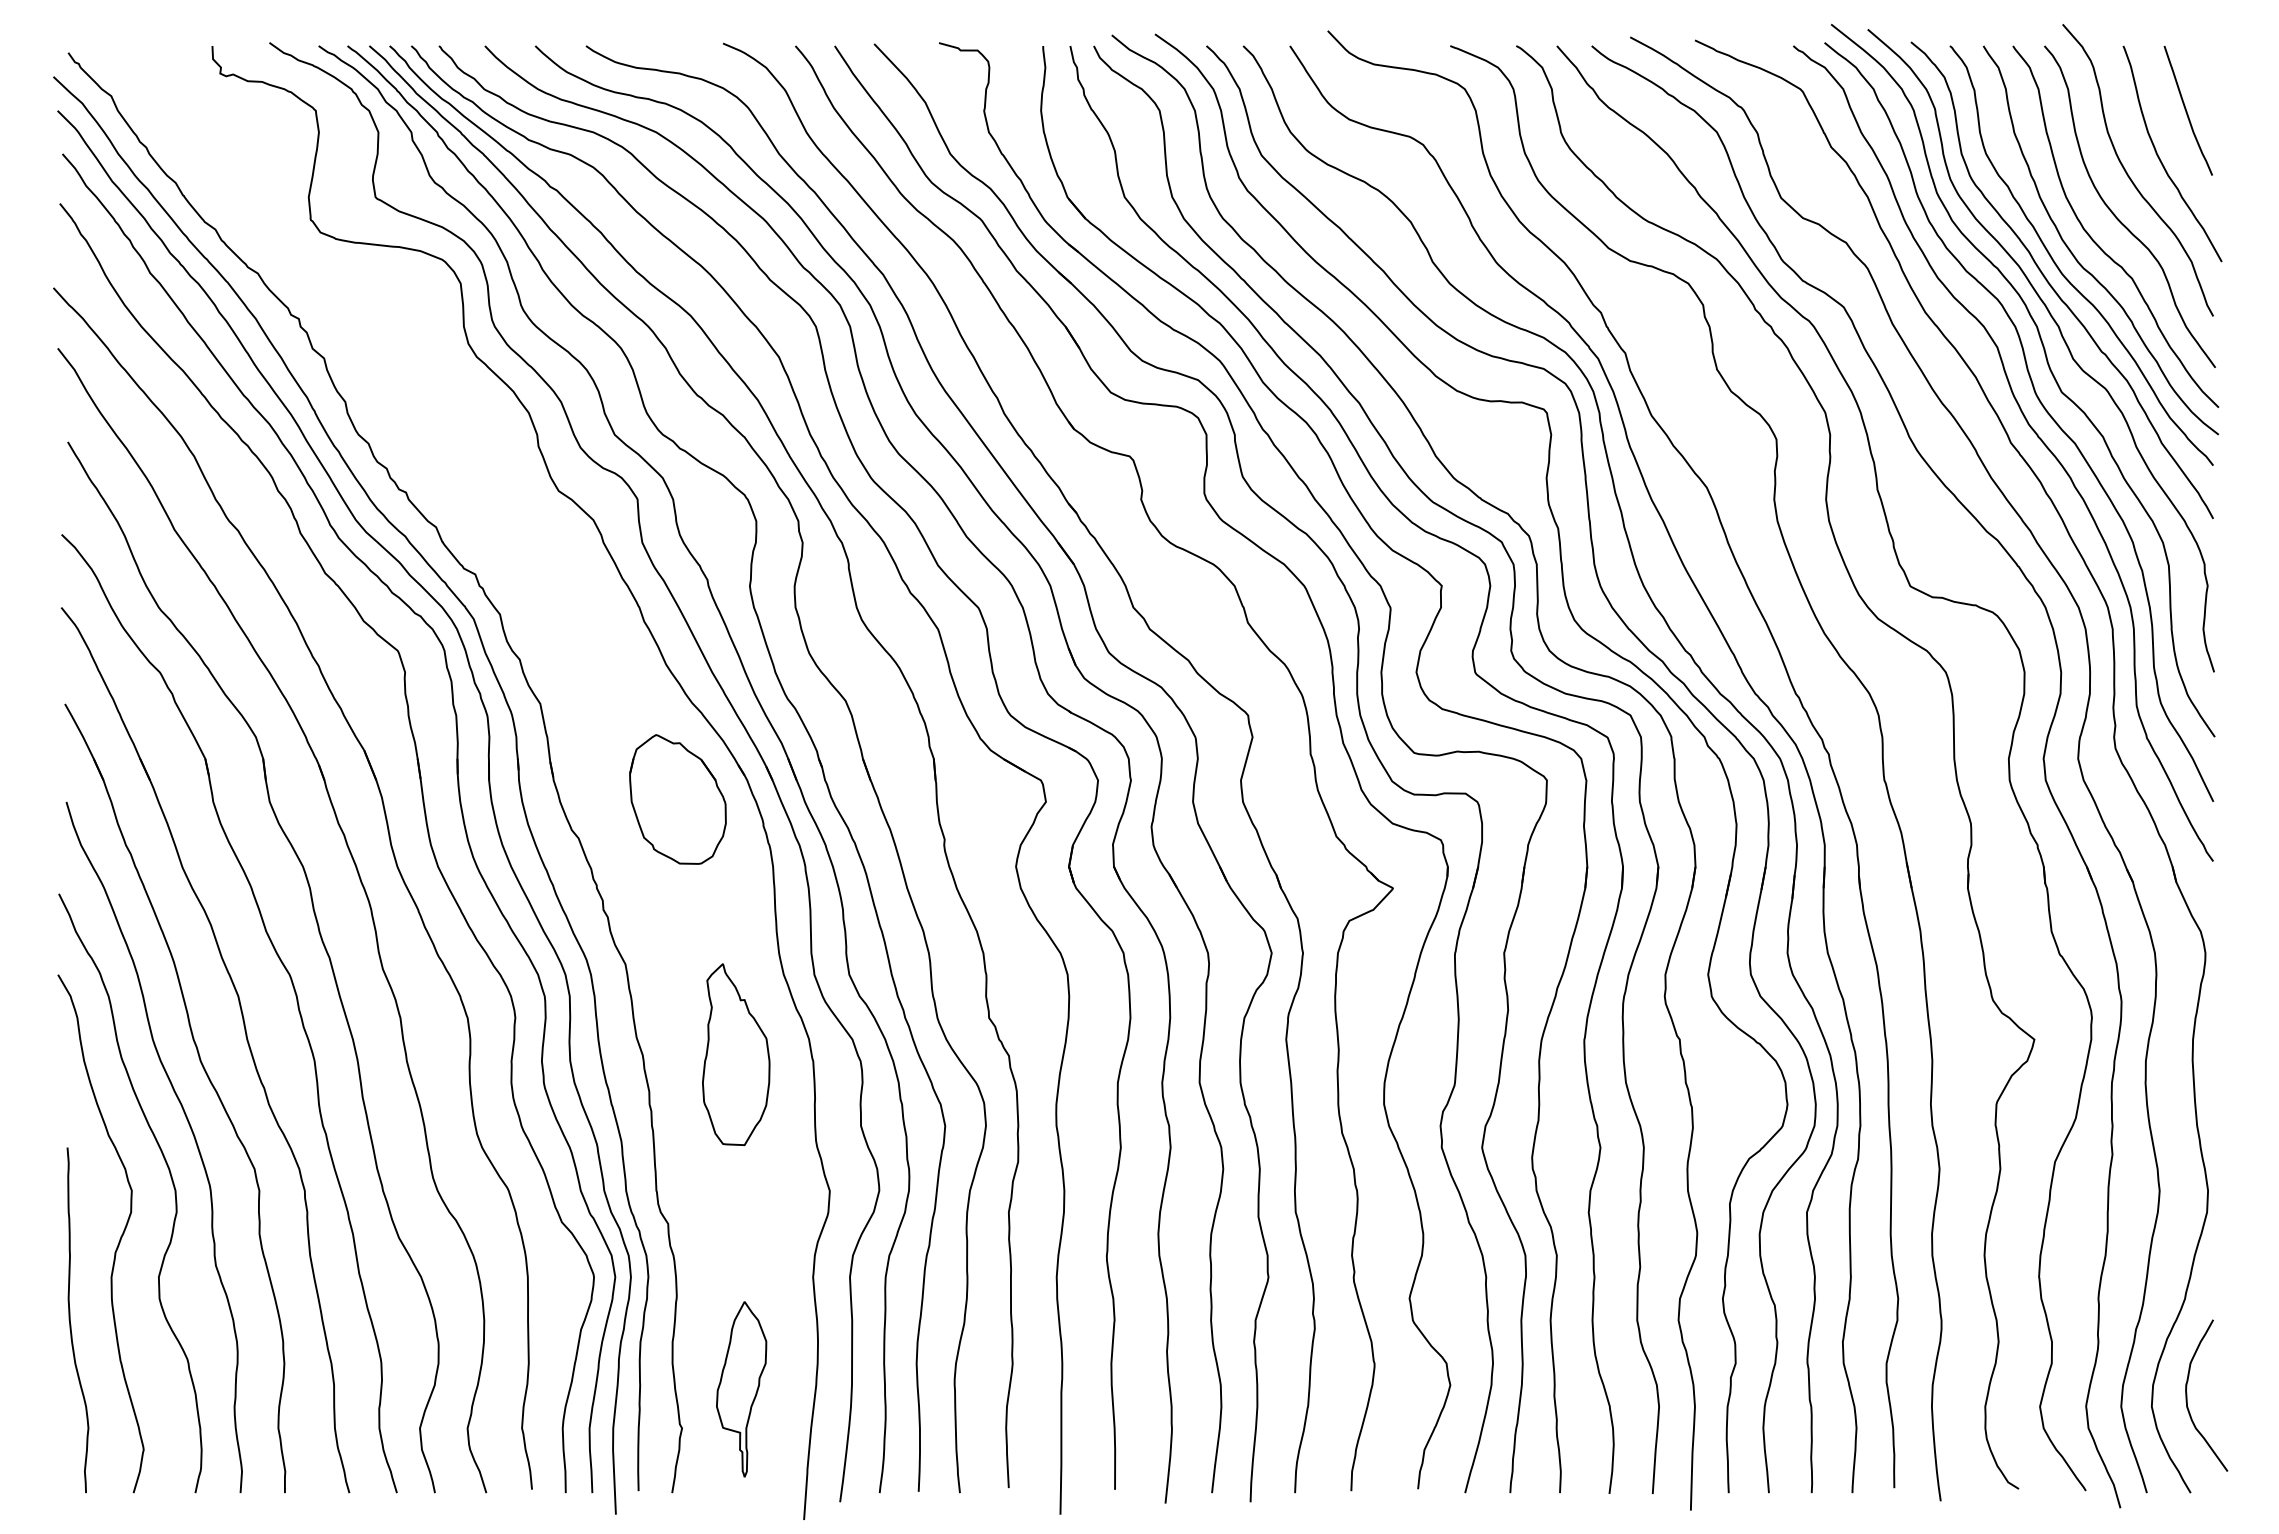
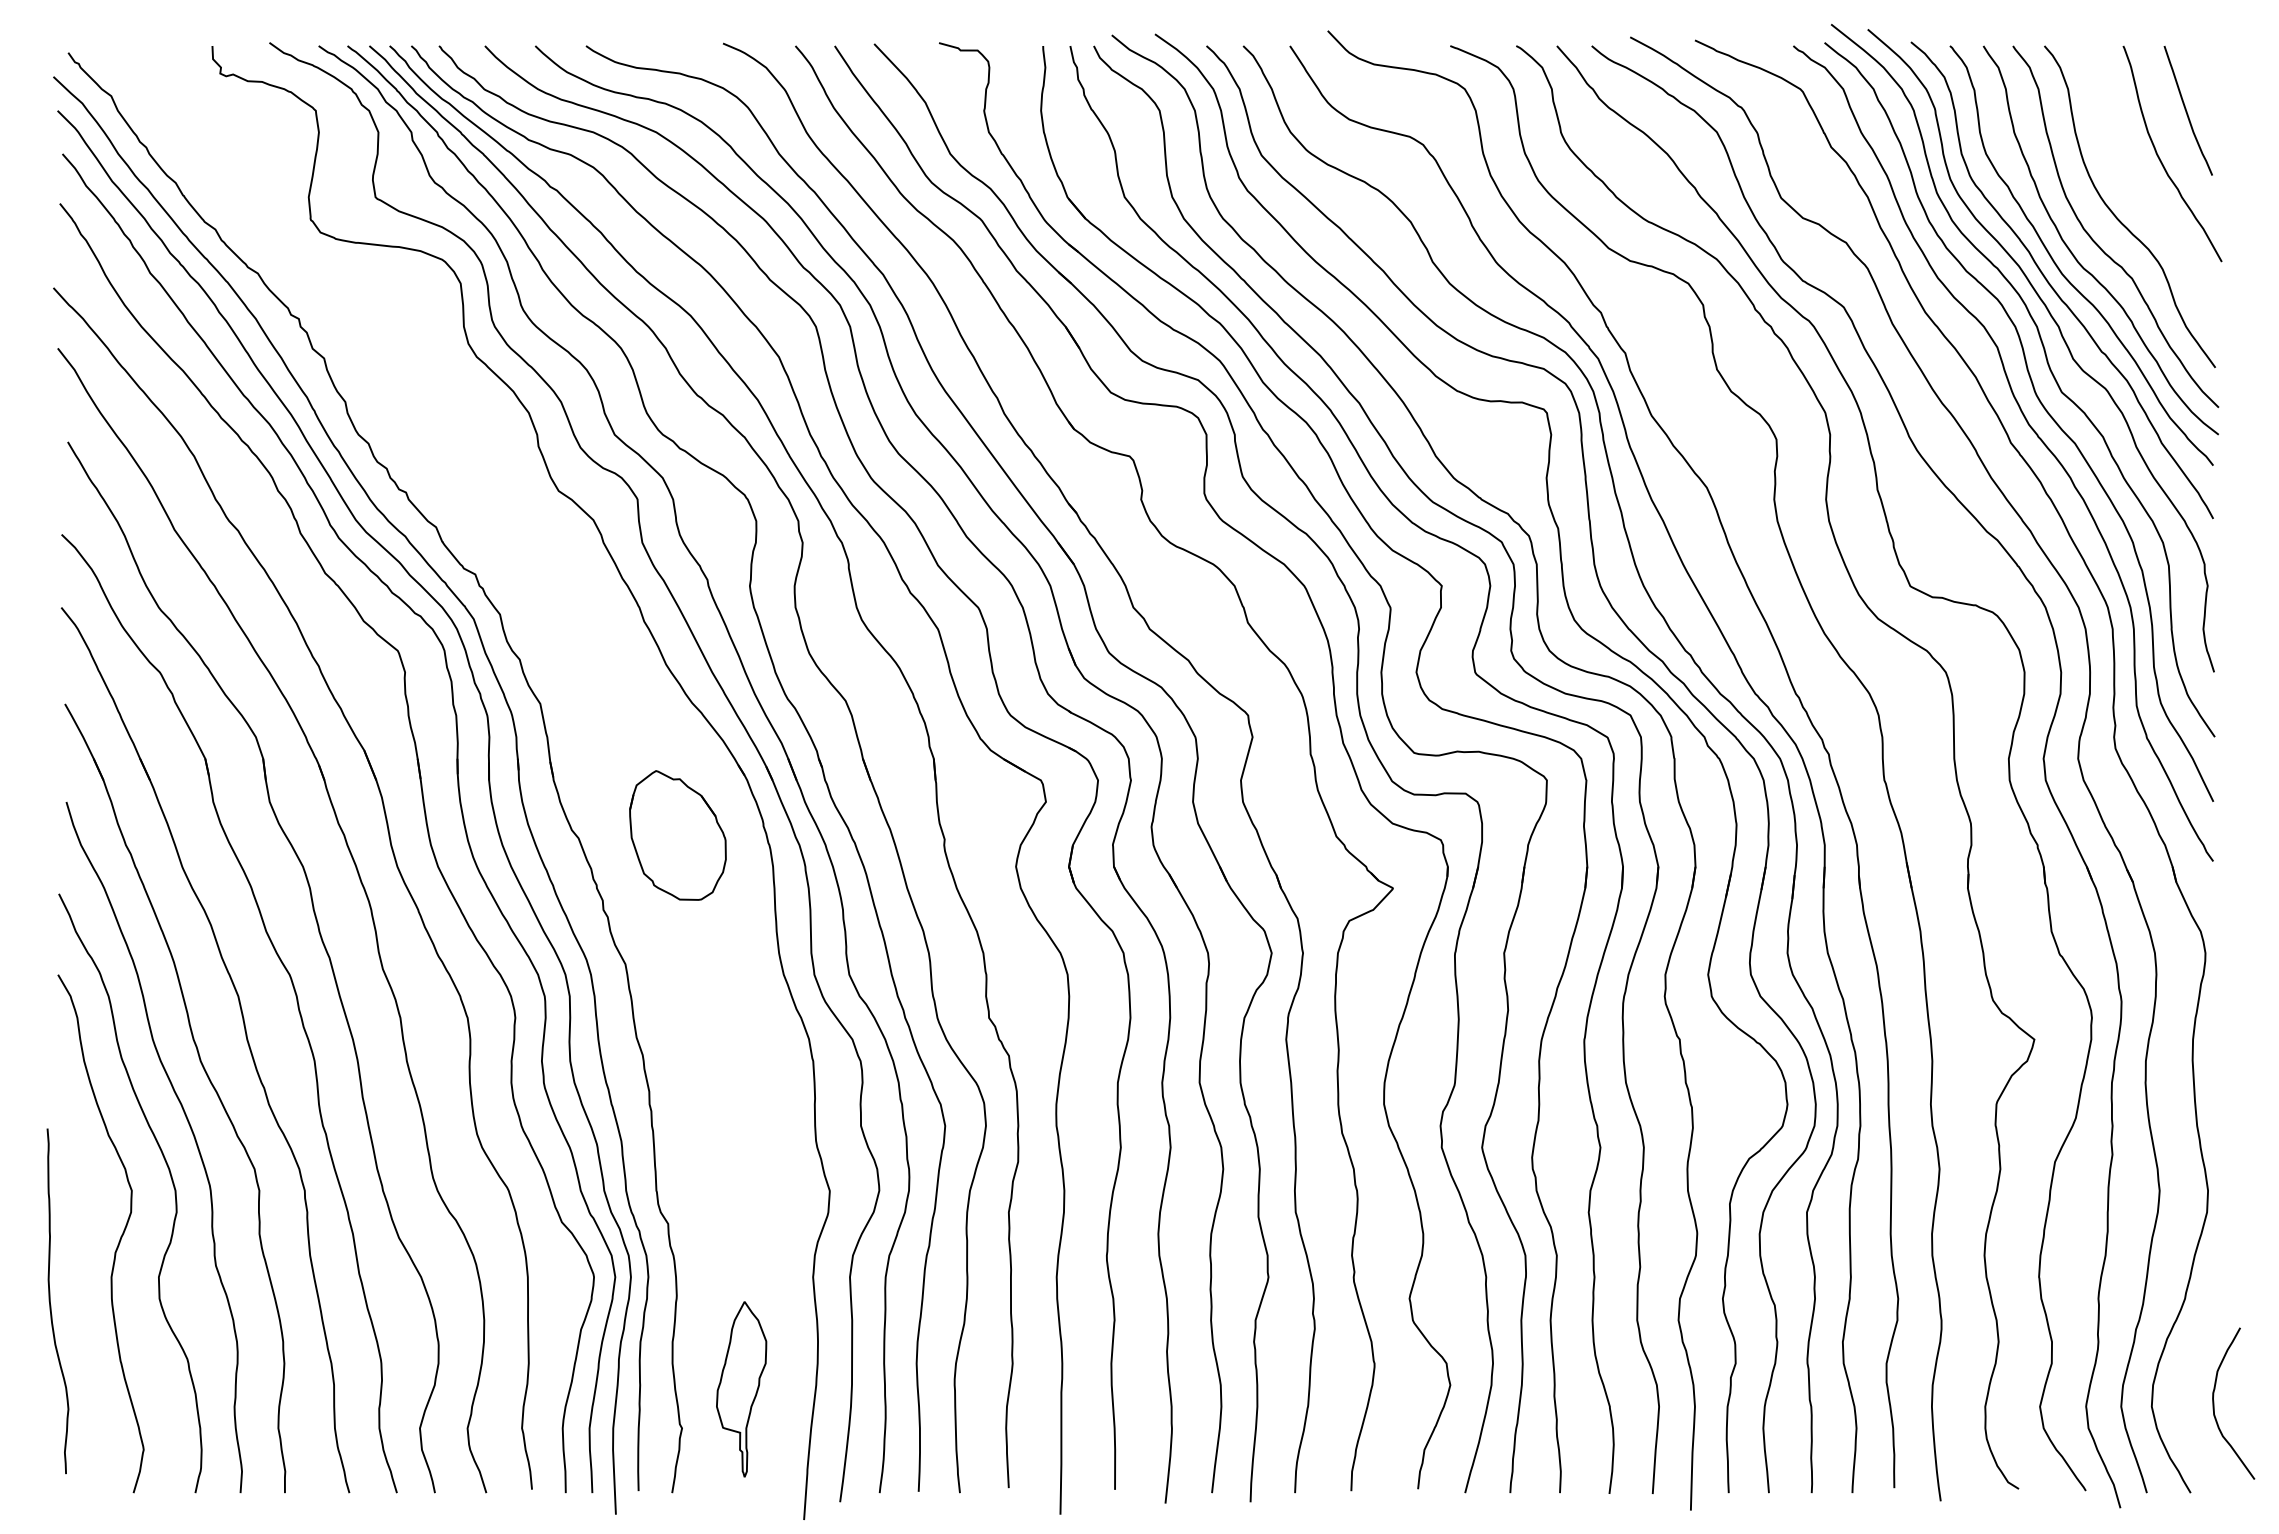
curve: present -> none (2129, 175)
part position: (677, 799) -> (677, 835) (677, 835)
part: present -> none (736, 1054)
curve position: (70, 1320) -> (50, 1301) (50, 1301)
curve position: (2187, 1395) -> (2214, 1403) (2214, 1403)
